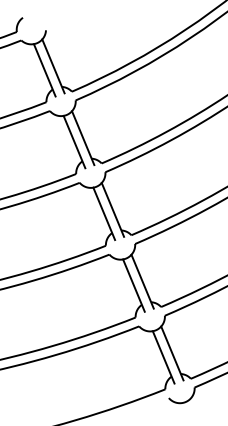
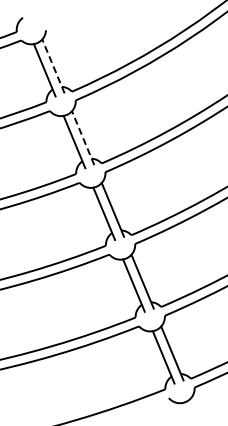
line: solid -> dashed (53, 65)
line: solid -> dashed (82, 137)
